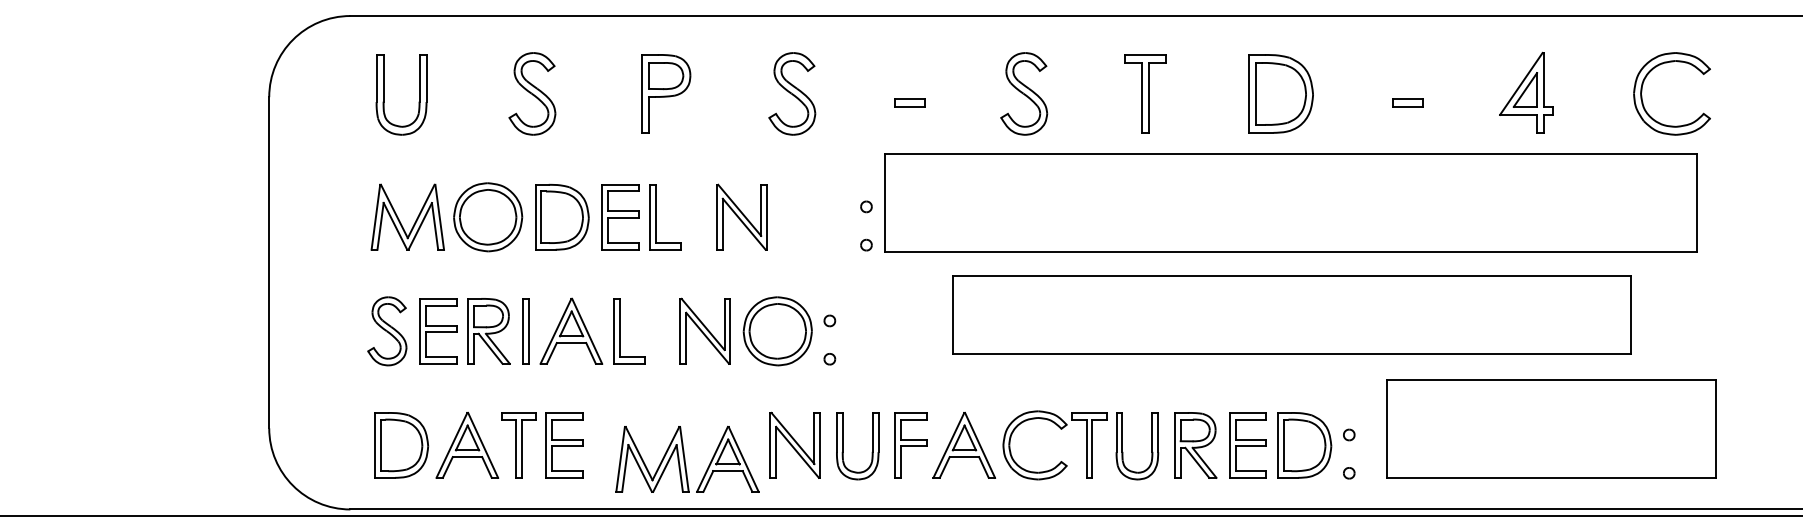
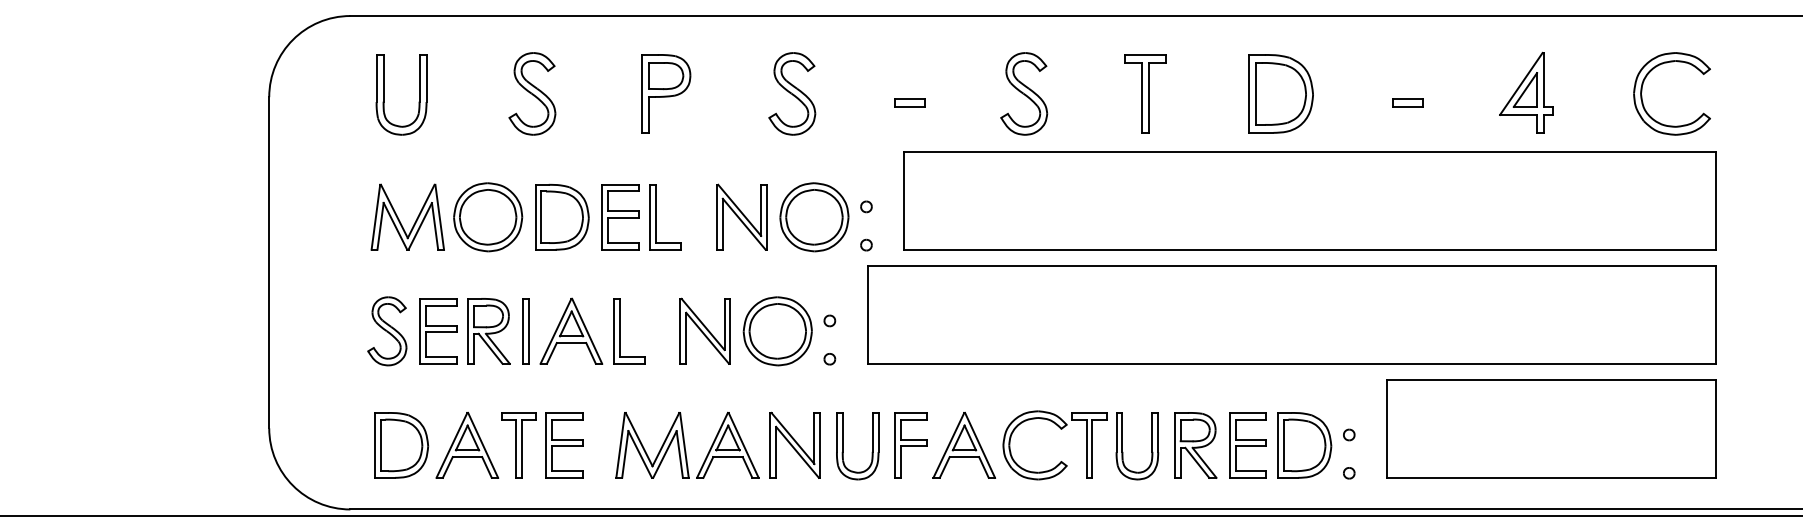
part position: (1290, 202) -> (1309, 200) (1309, 200)
part: none -> present (814, 217)
part size: 680x80 px -> 850x100 px (1291, 314)
part position: (687, 458) -> (687, 444) (687, 444)
